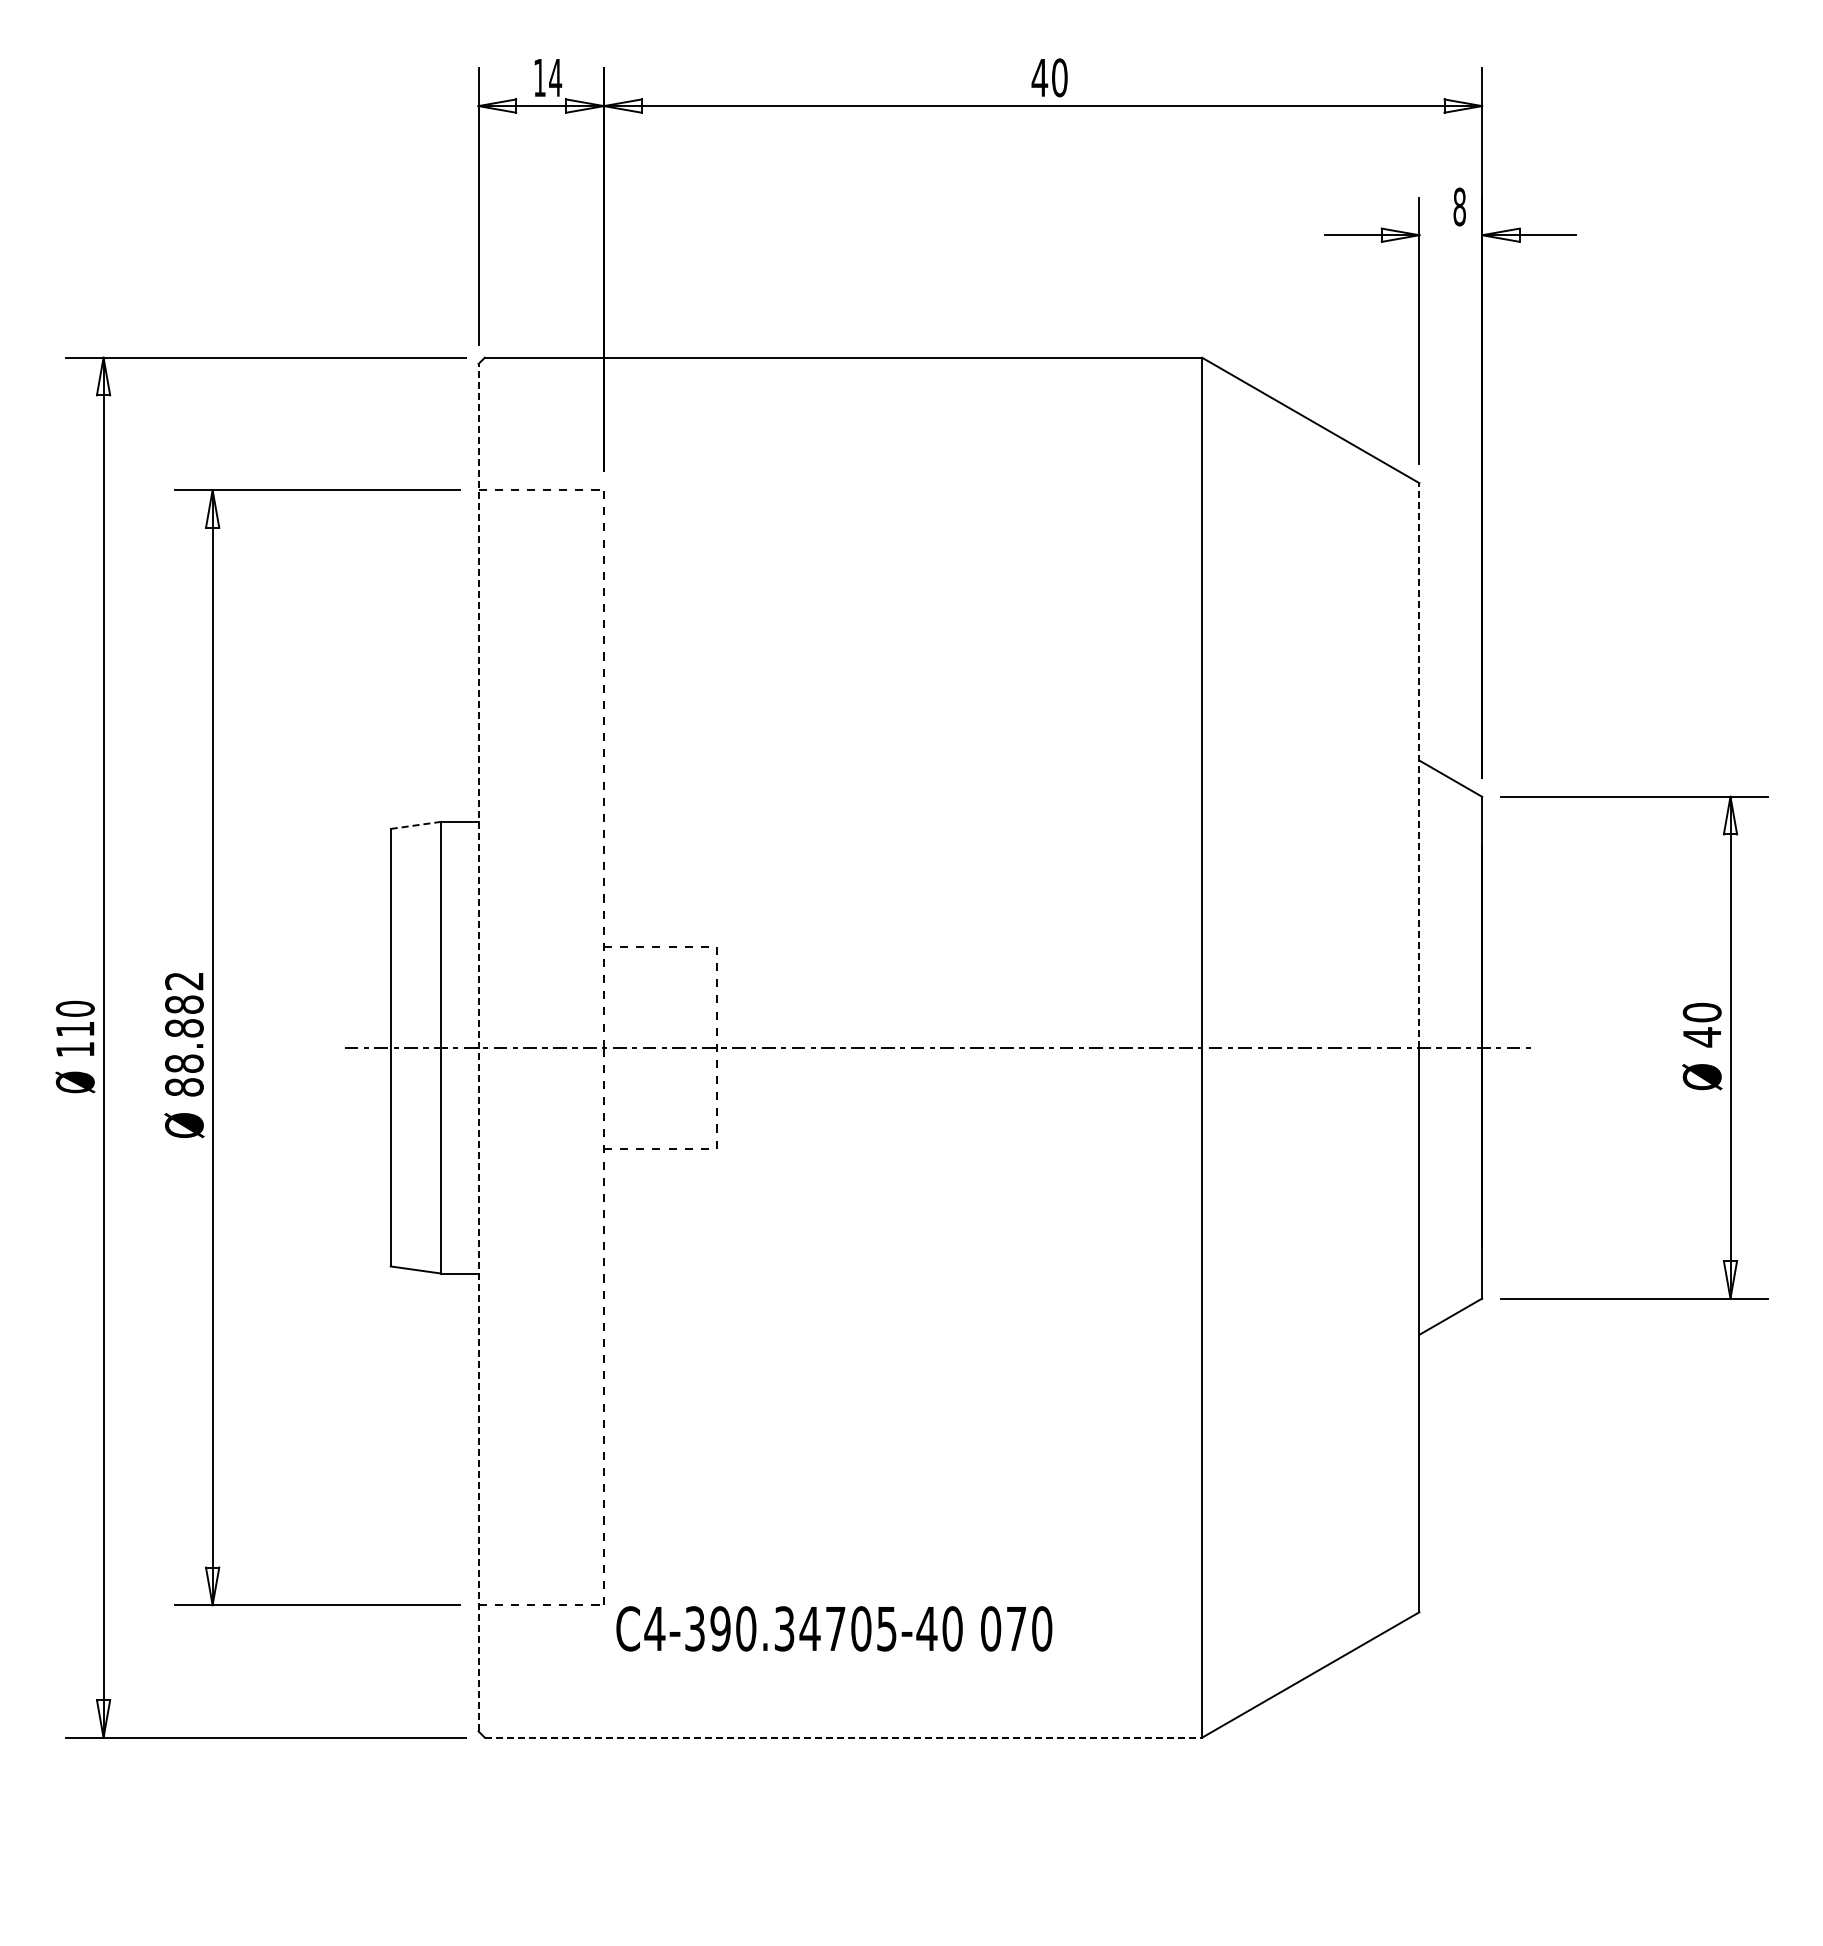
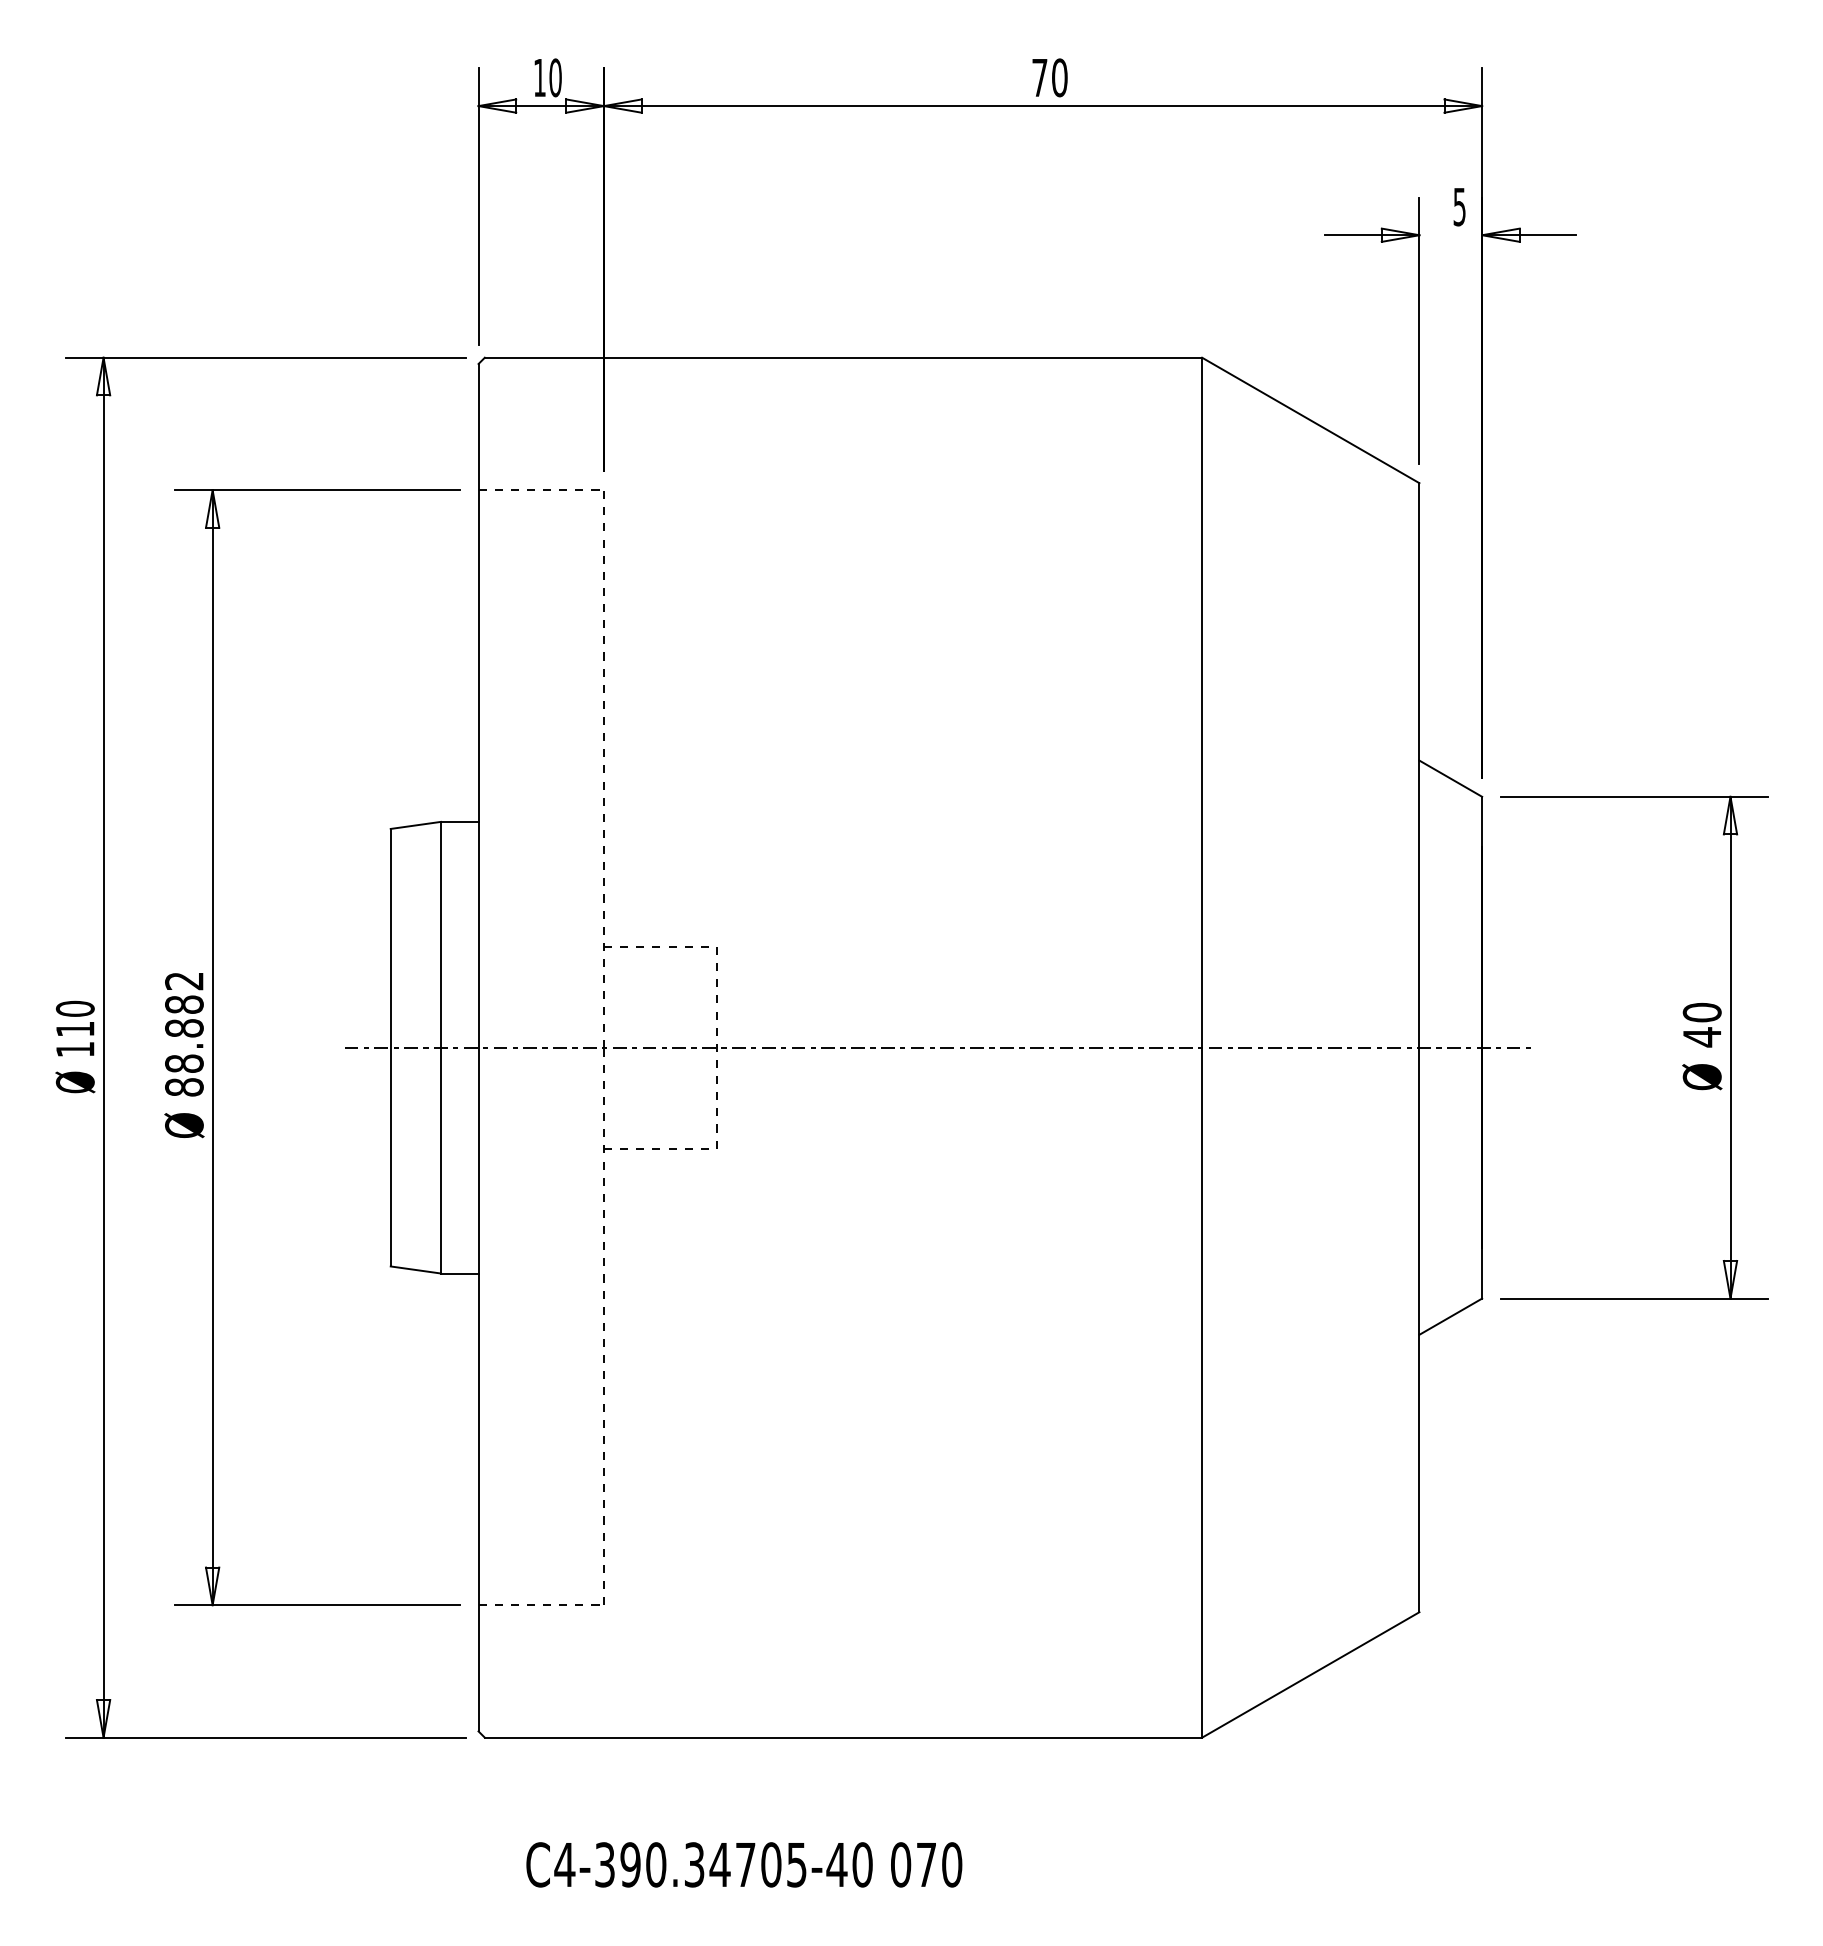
text: 14 -> 10 (555, 77)
text: 40 -> 70 (1039, 77)
text: 8 -> 5 (1459, 206)
line: dashed -> solid (1419, 764)
line: dashed -> solid (416, 825)
line: dashed -> solid (478, 1047)
text position: (834, 1628) -> (744, 1864) (744, 1864)
line: dashed -> solid (843, 1737)
